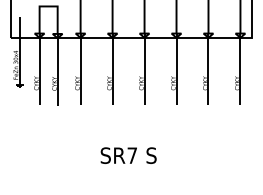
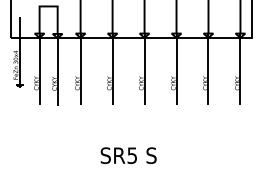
text: SR7 -> SR5 (131, 155)
